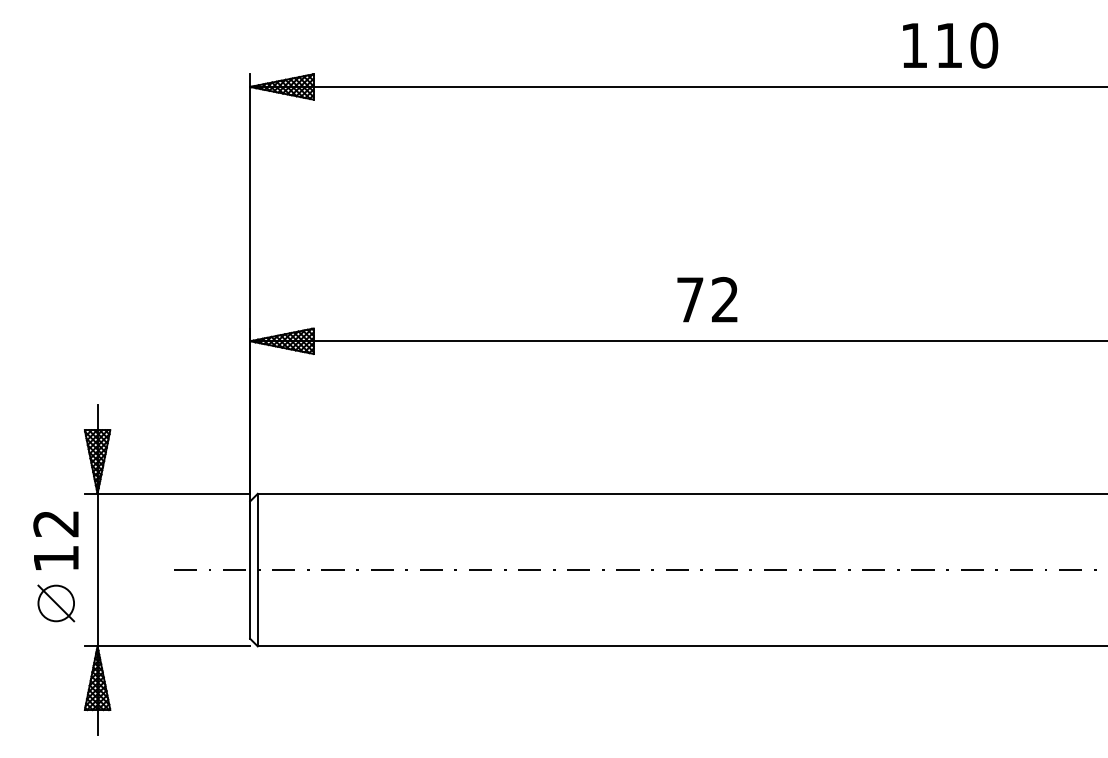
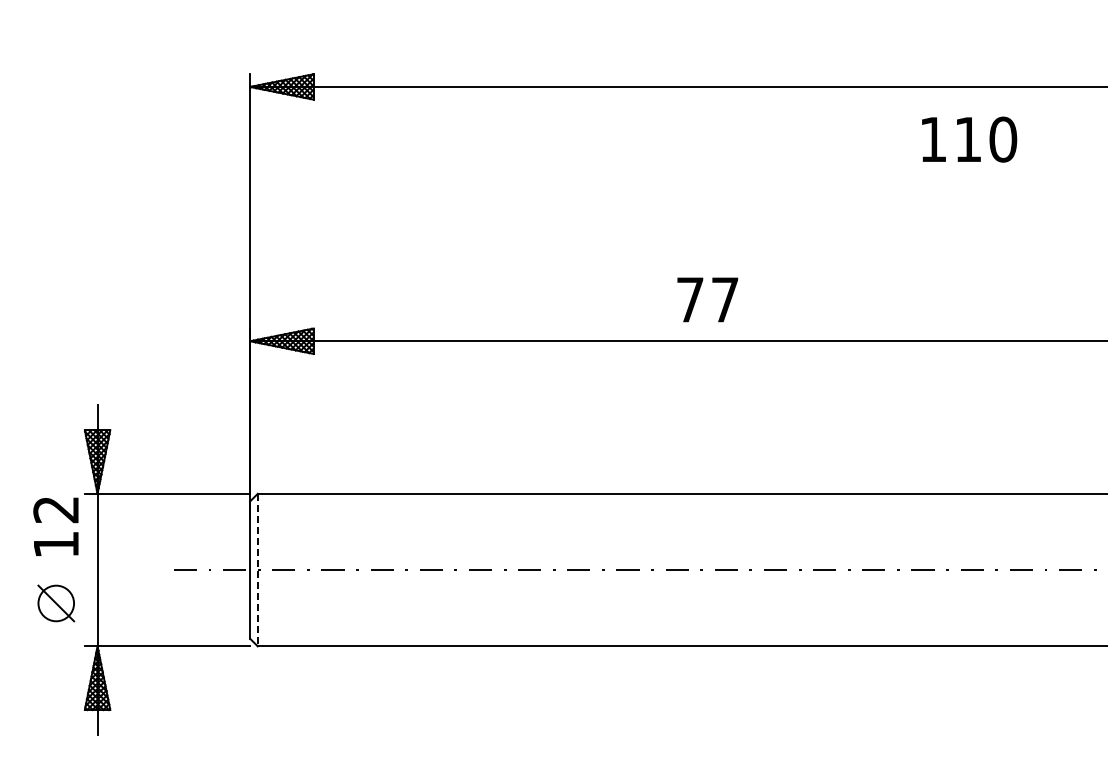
text position: (950, 45) -> (969, 139) (969, 139)
text: 72 -> 77 (725, 299)
text position: (55, 540) -> (55, 526) (55, 526)
line: solid -> dashed (257, 570)
